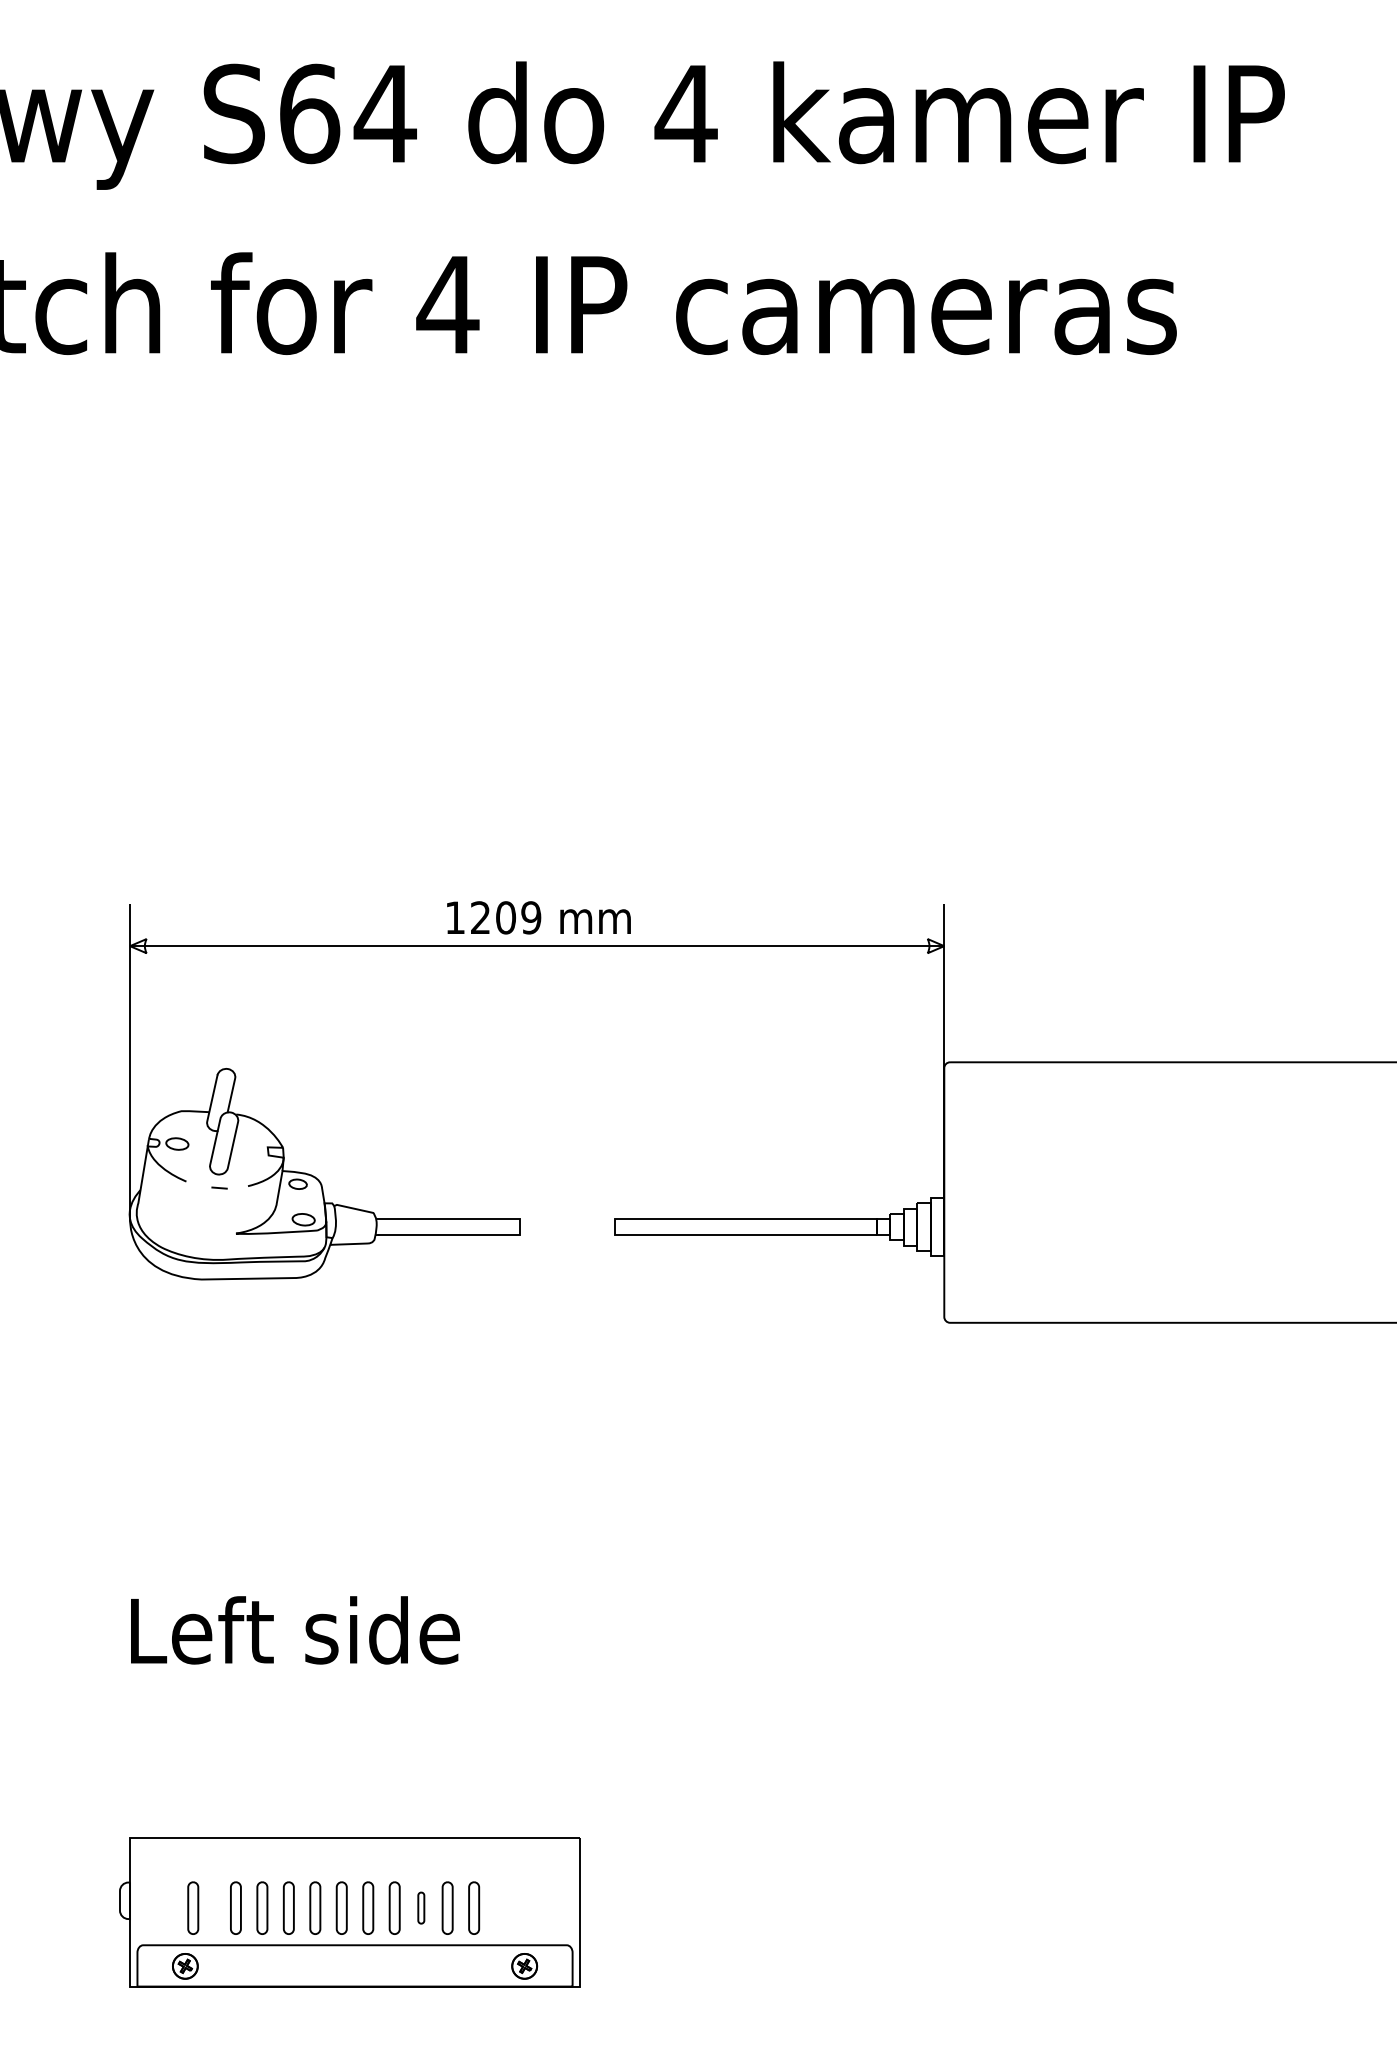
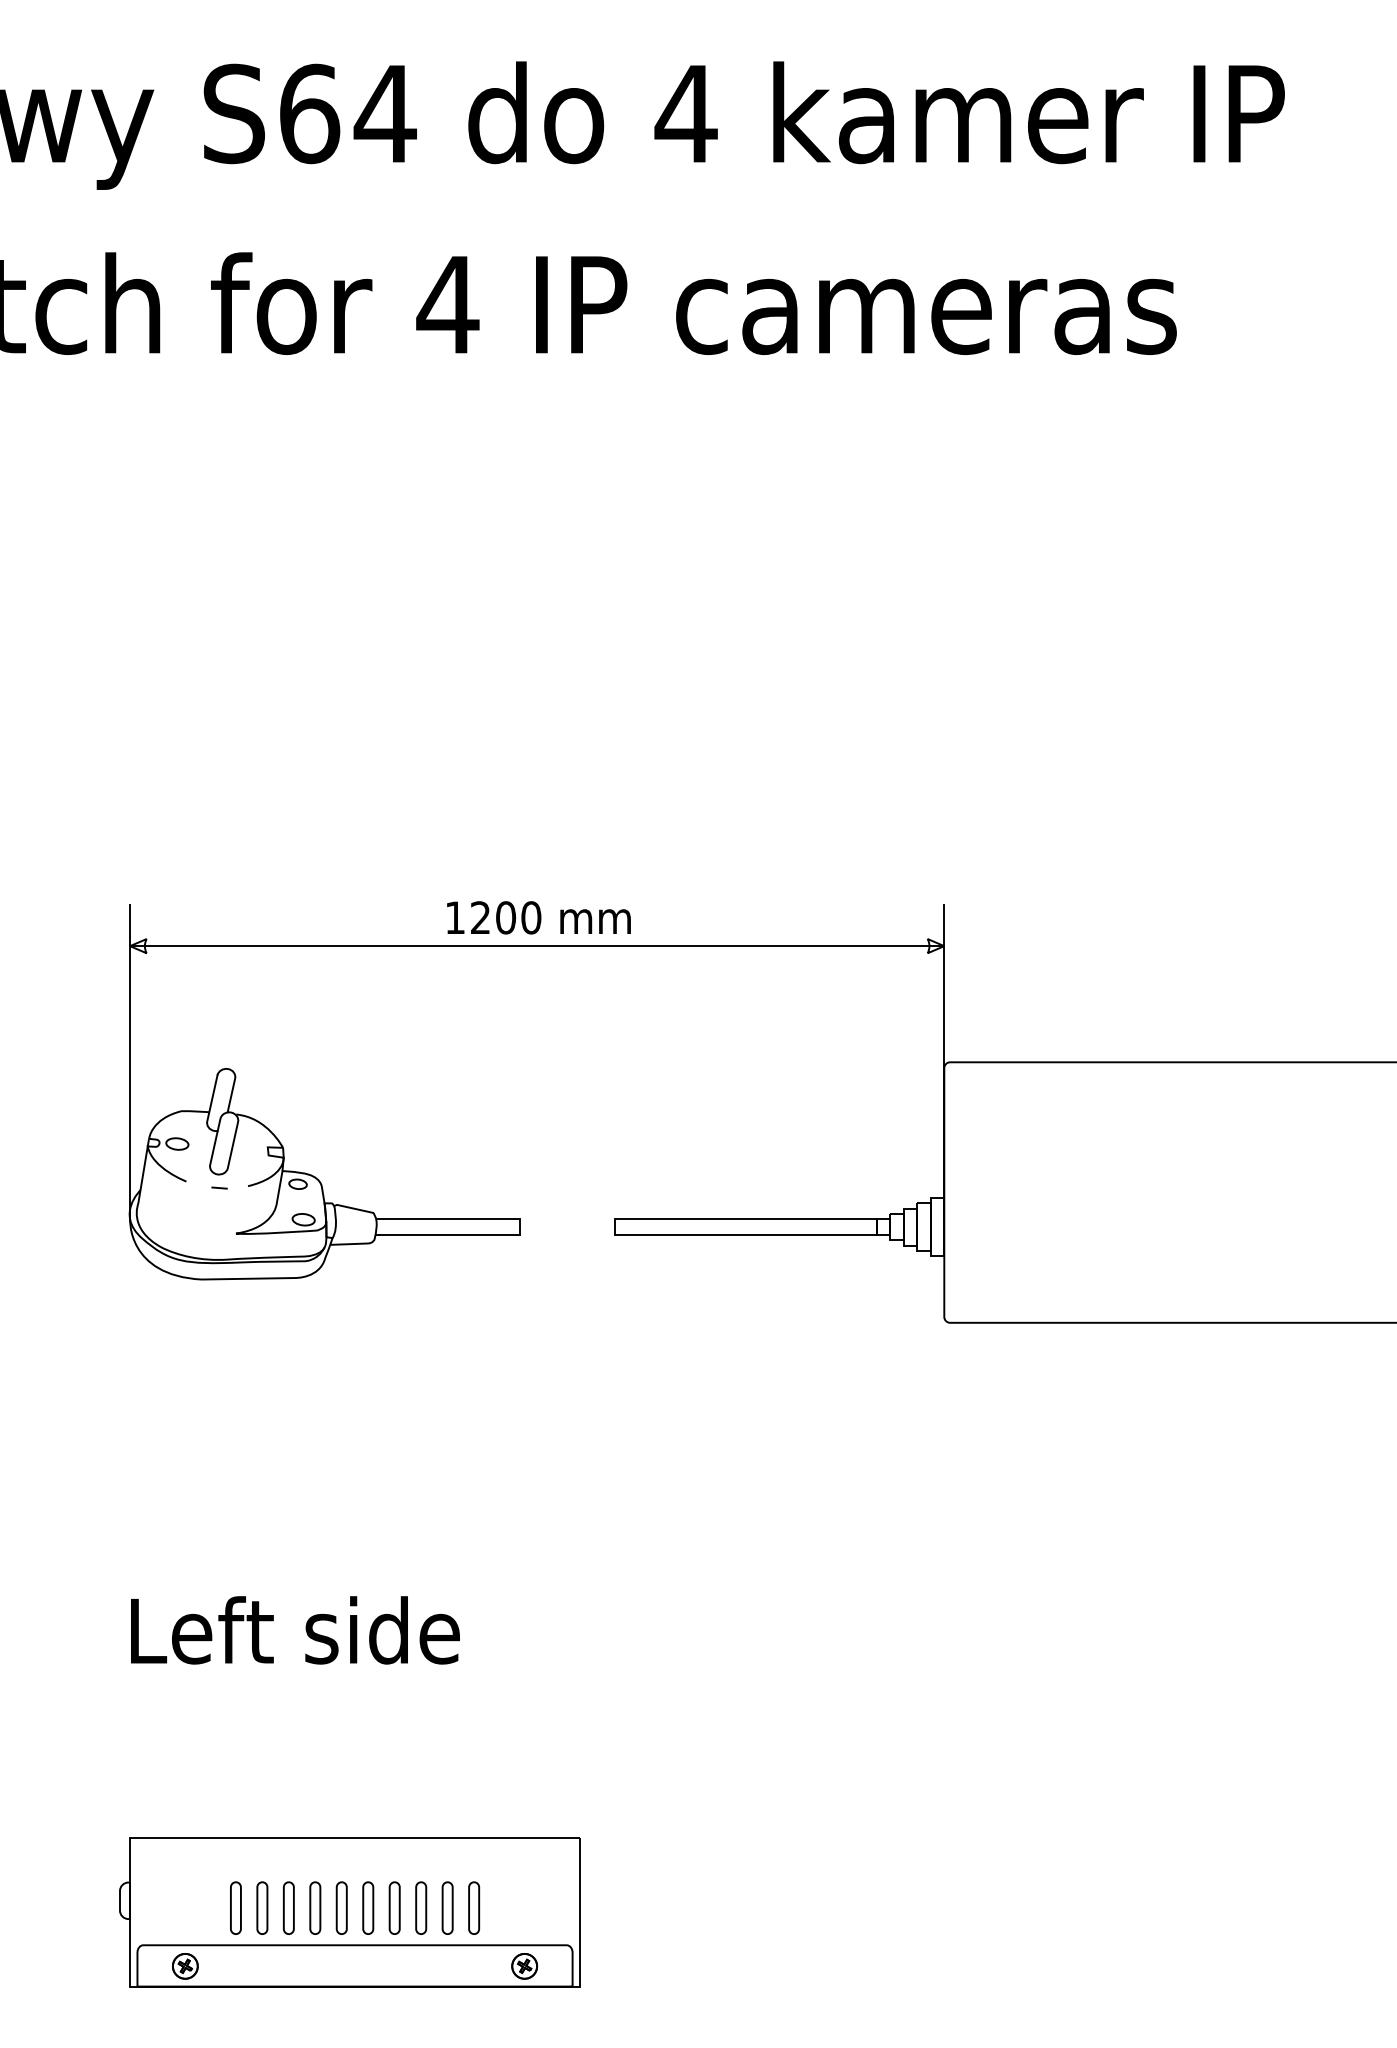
text: 1209 -> 1200 (531, 917)
part: present -> none (193, 1907)
part size: 9x34 px -> 13x54 px (421, 1907)
